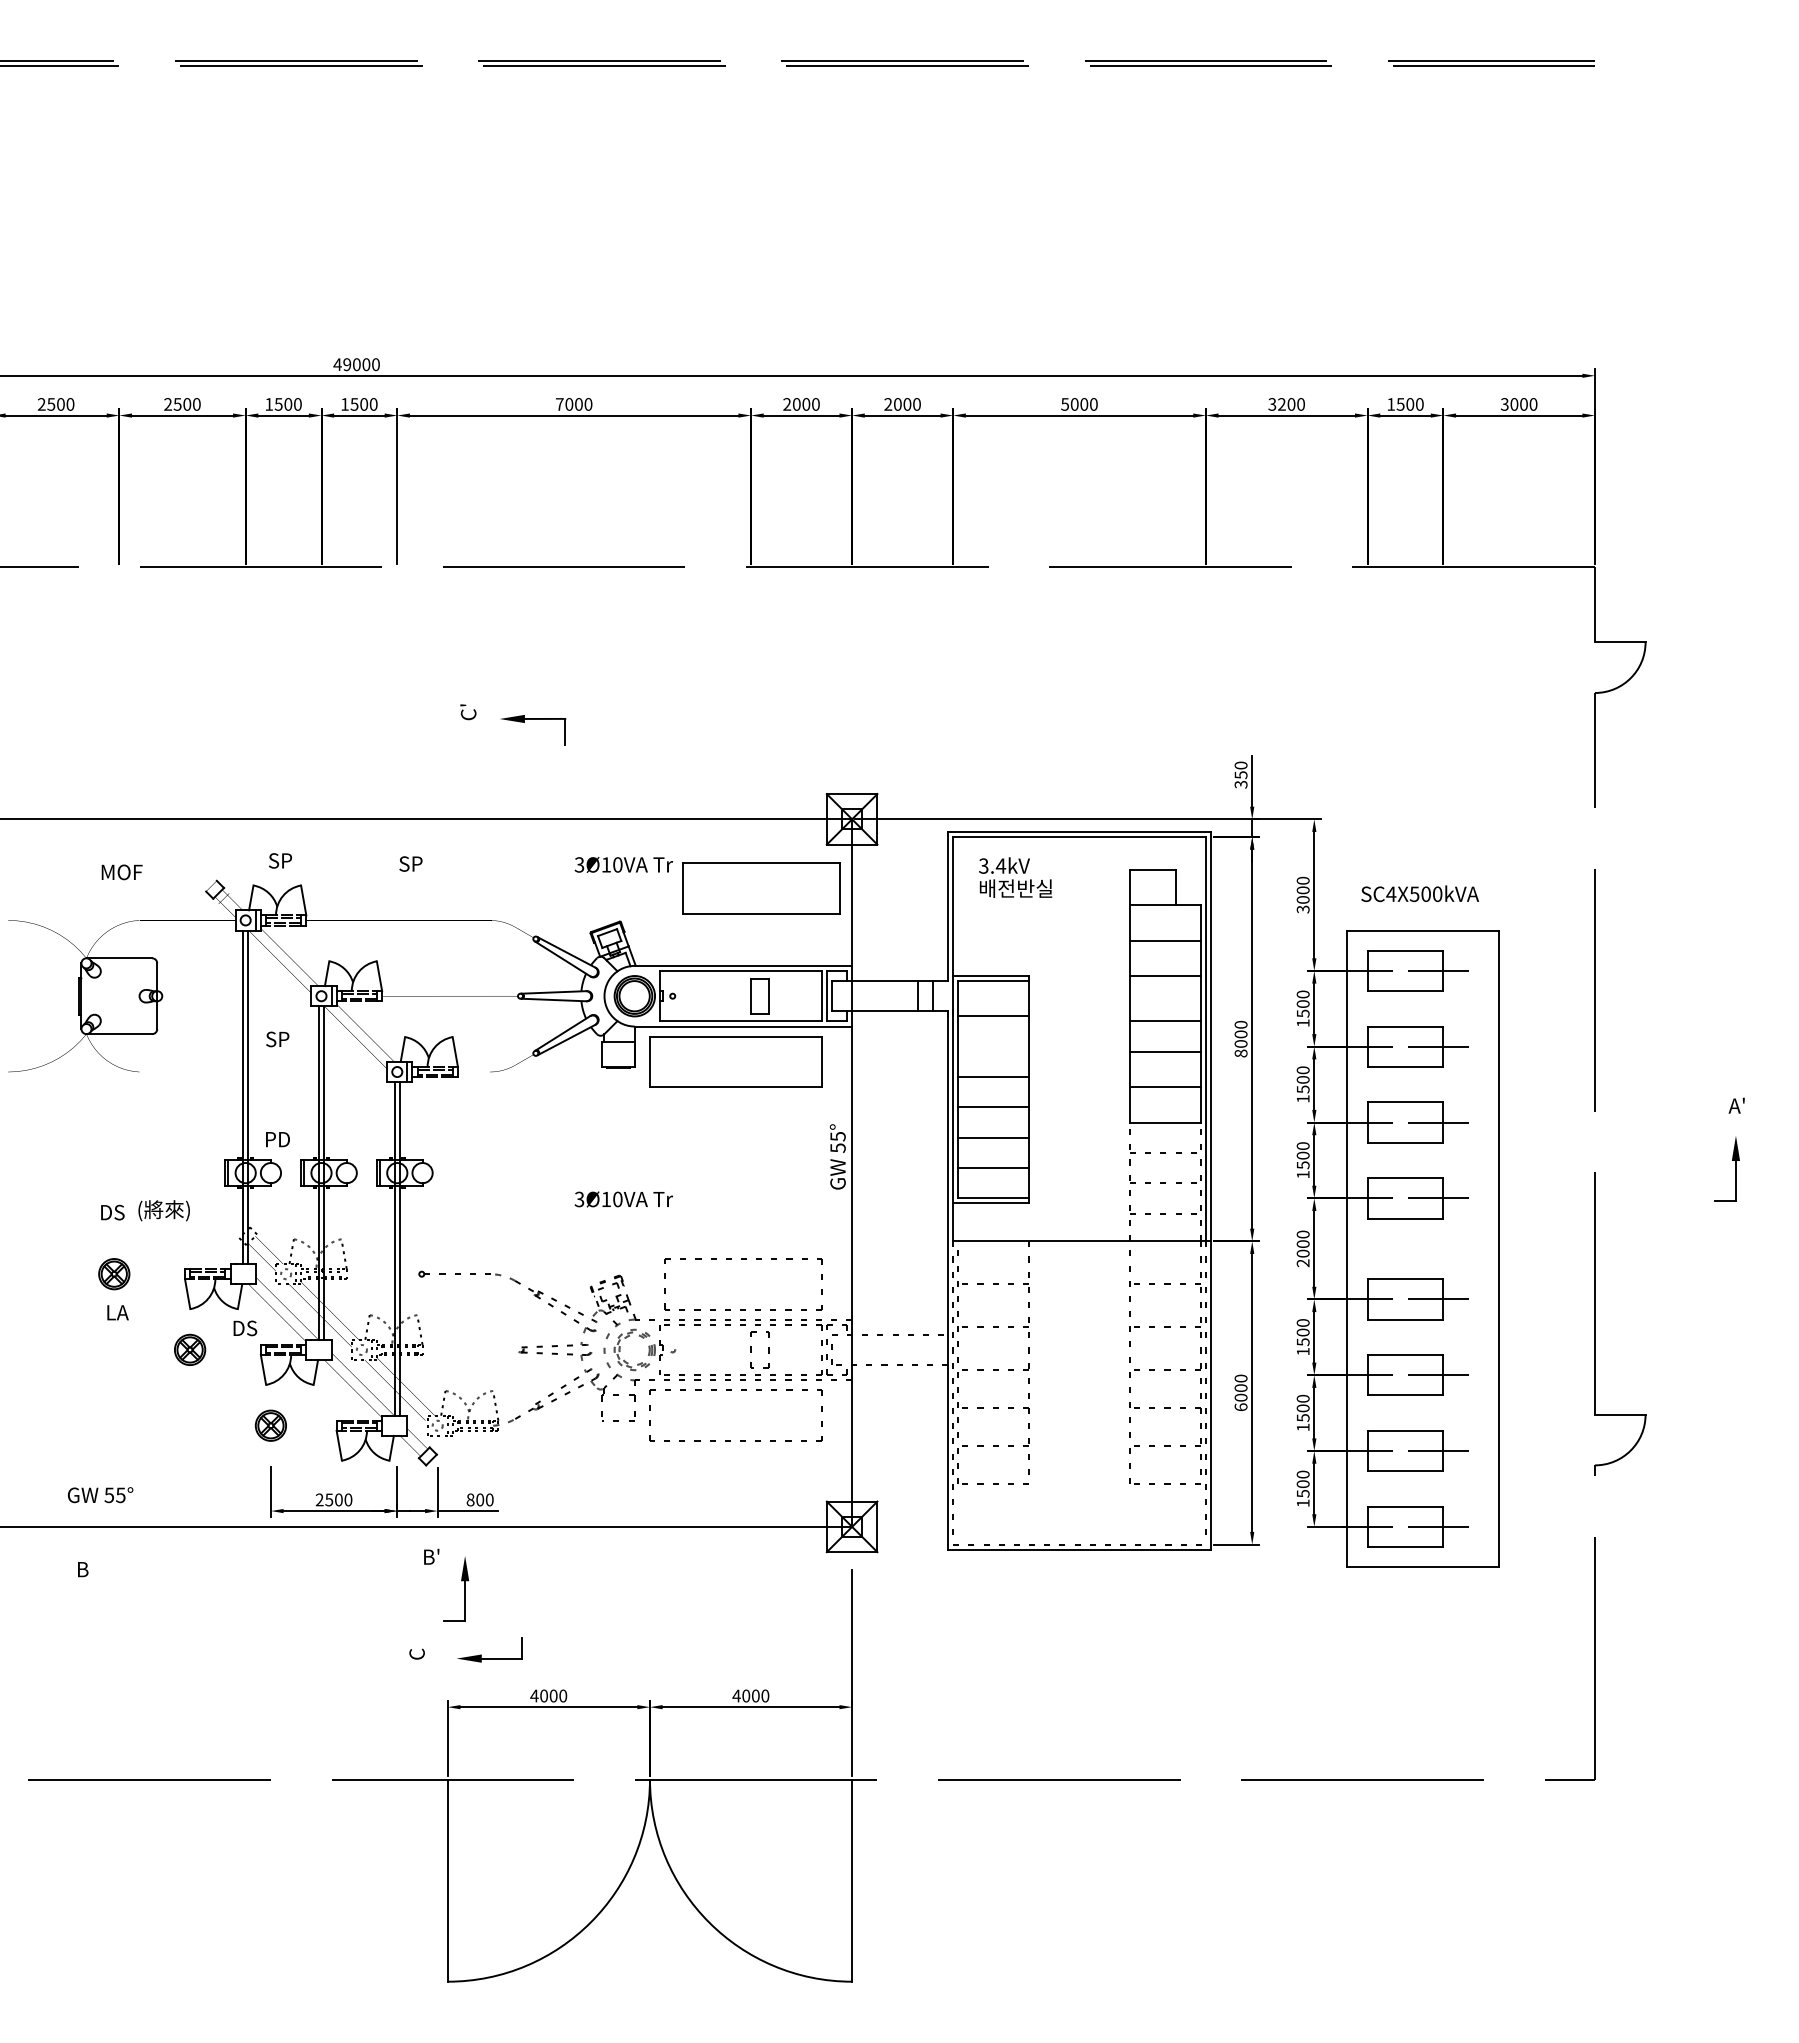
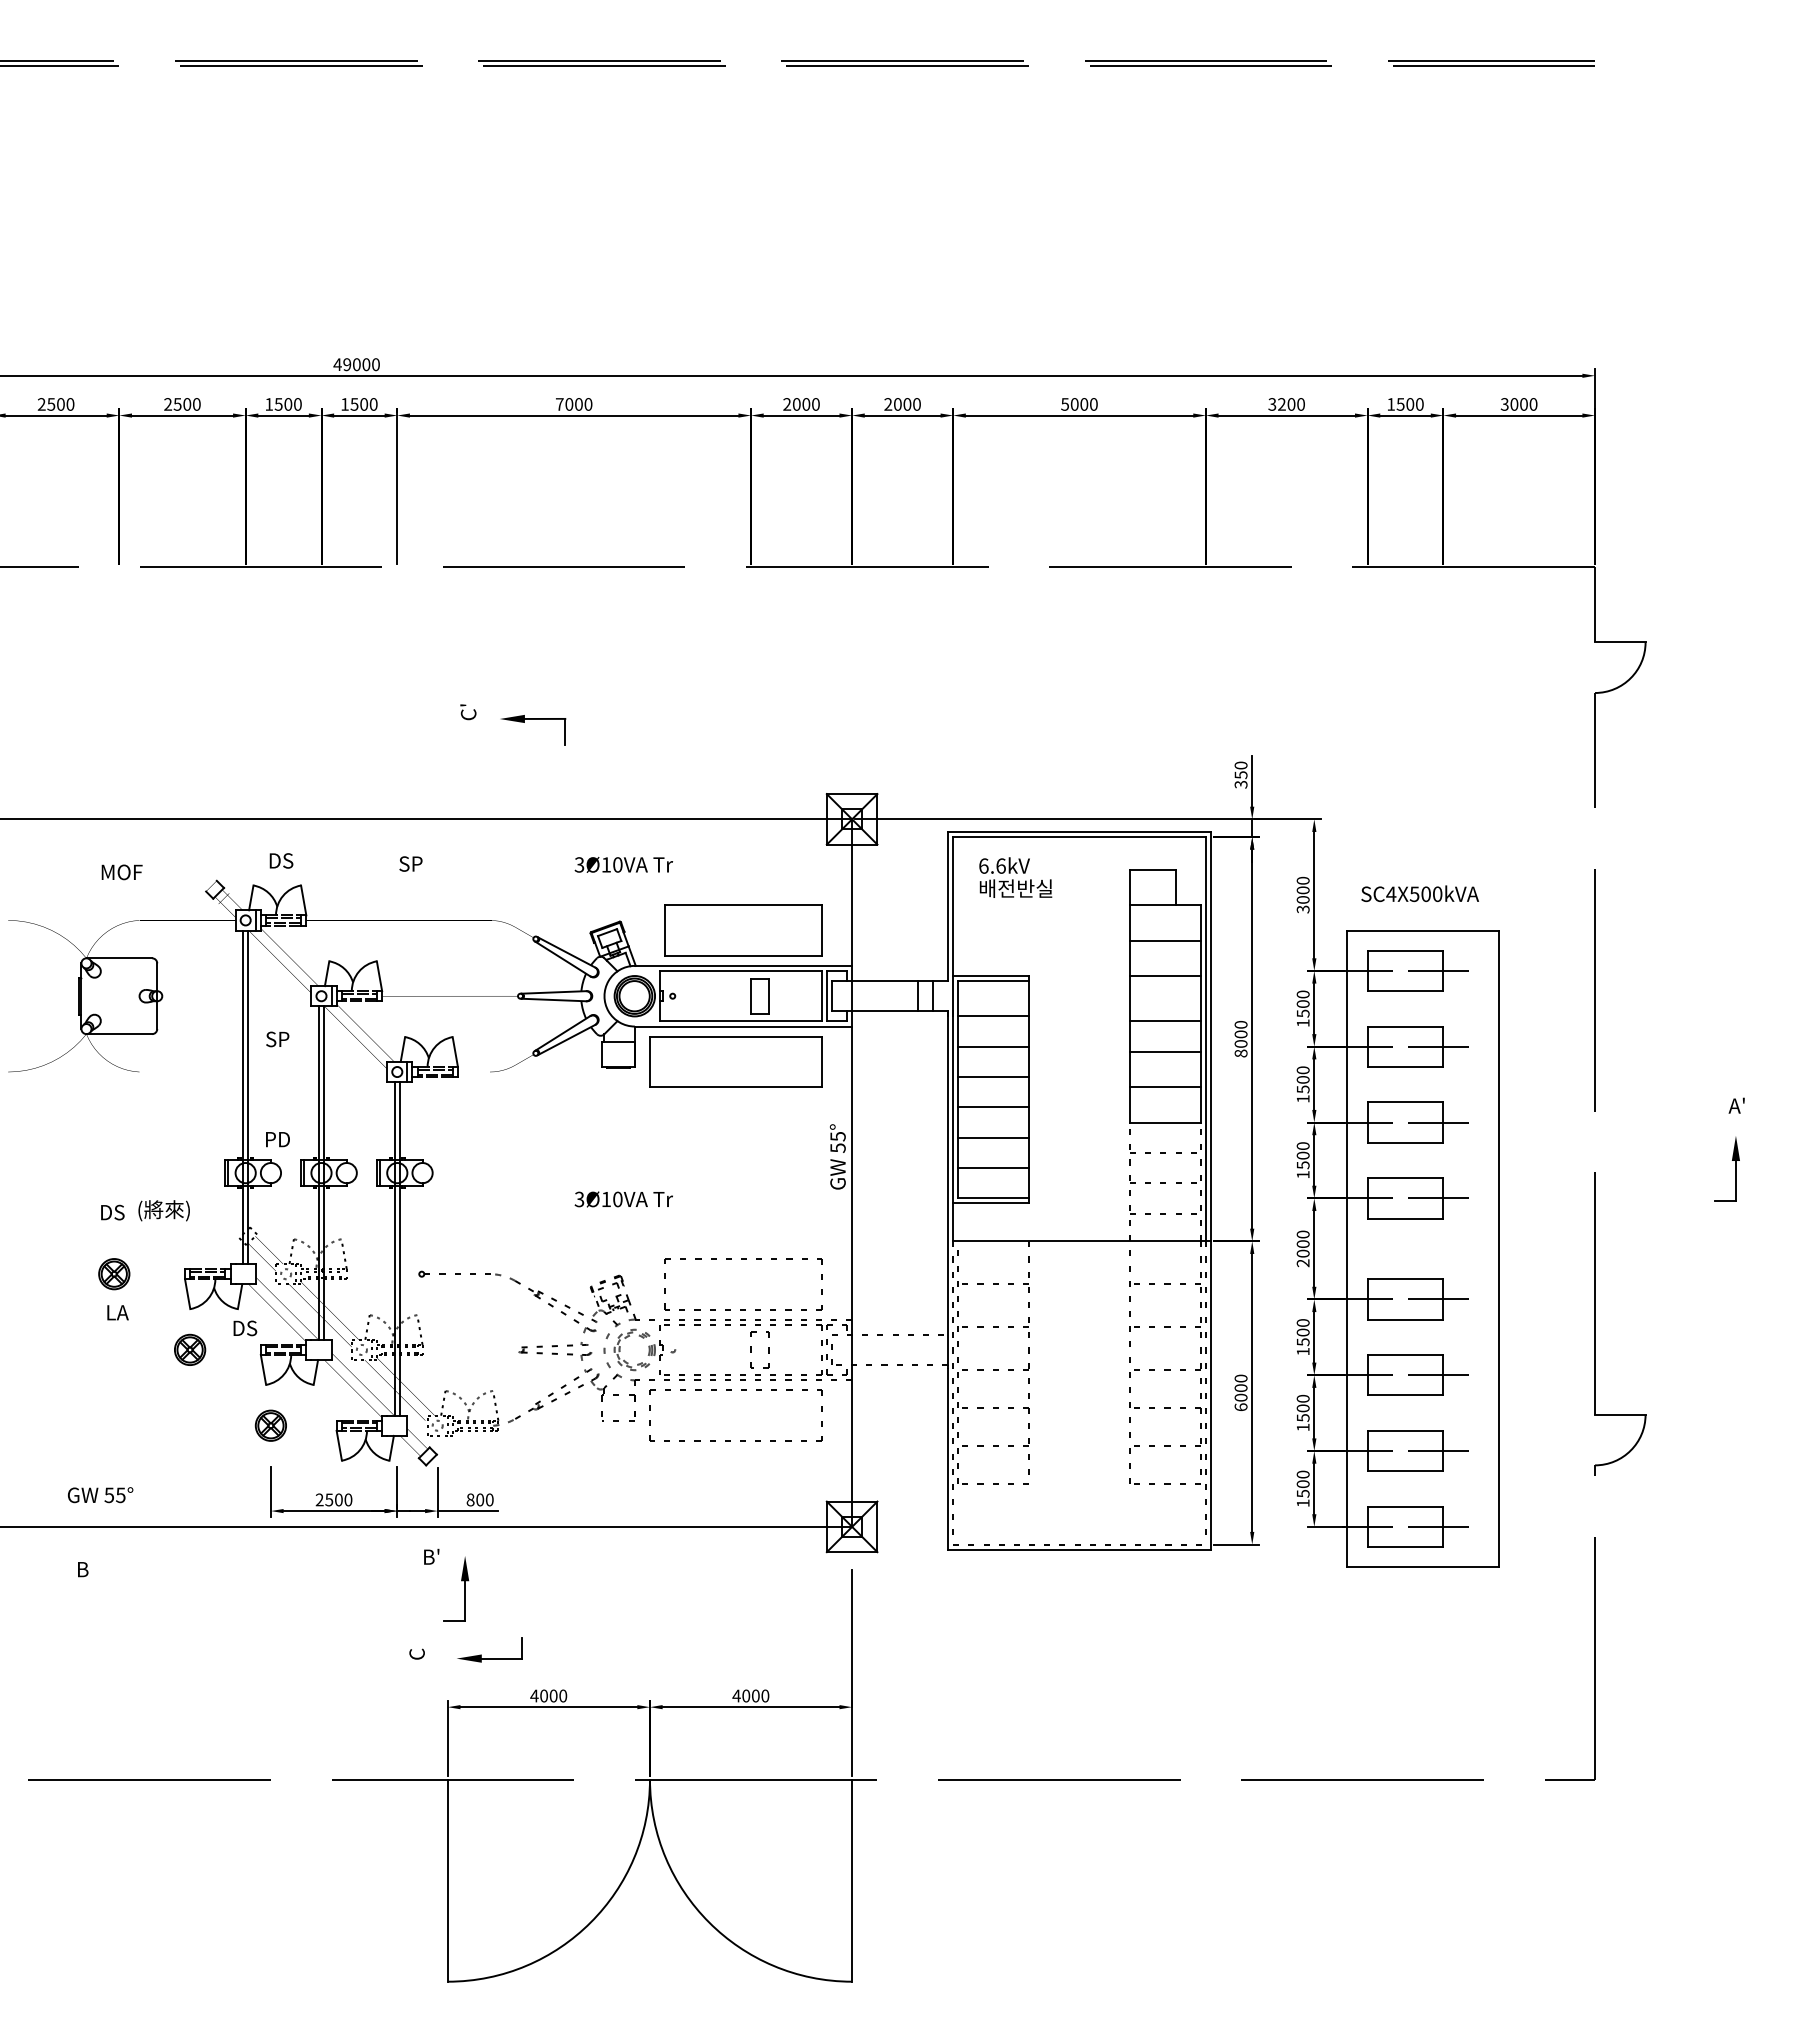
text: SP -> DS (281, 860)
text: 3.4kV -> 6.6kV (992, 865)
part position: (761, 888) -> (743, 930) (743, 930)
line: none -> present (993, 1046)
